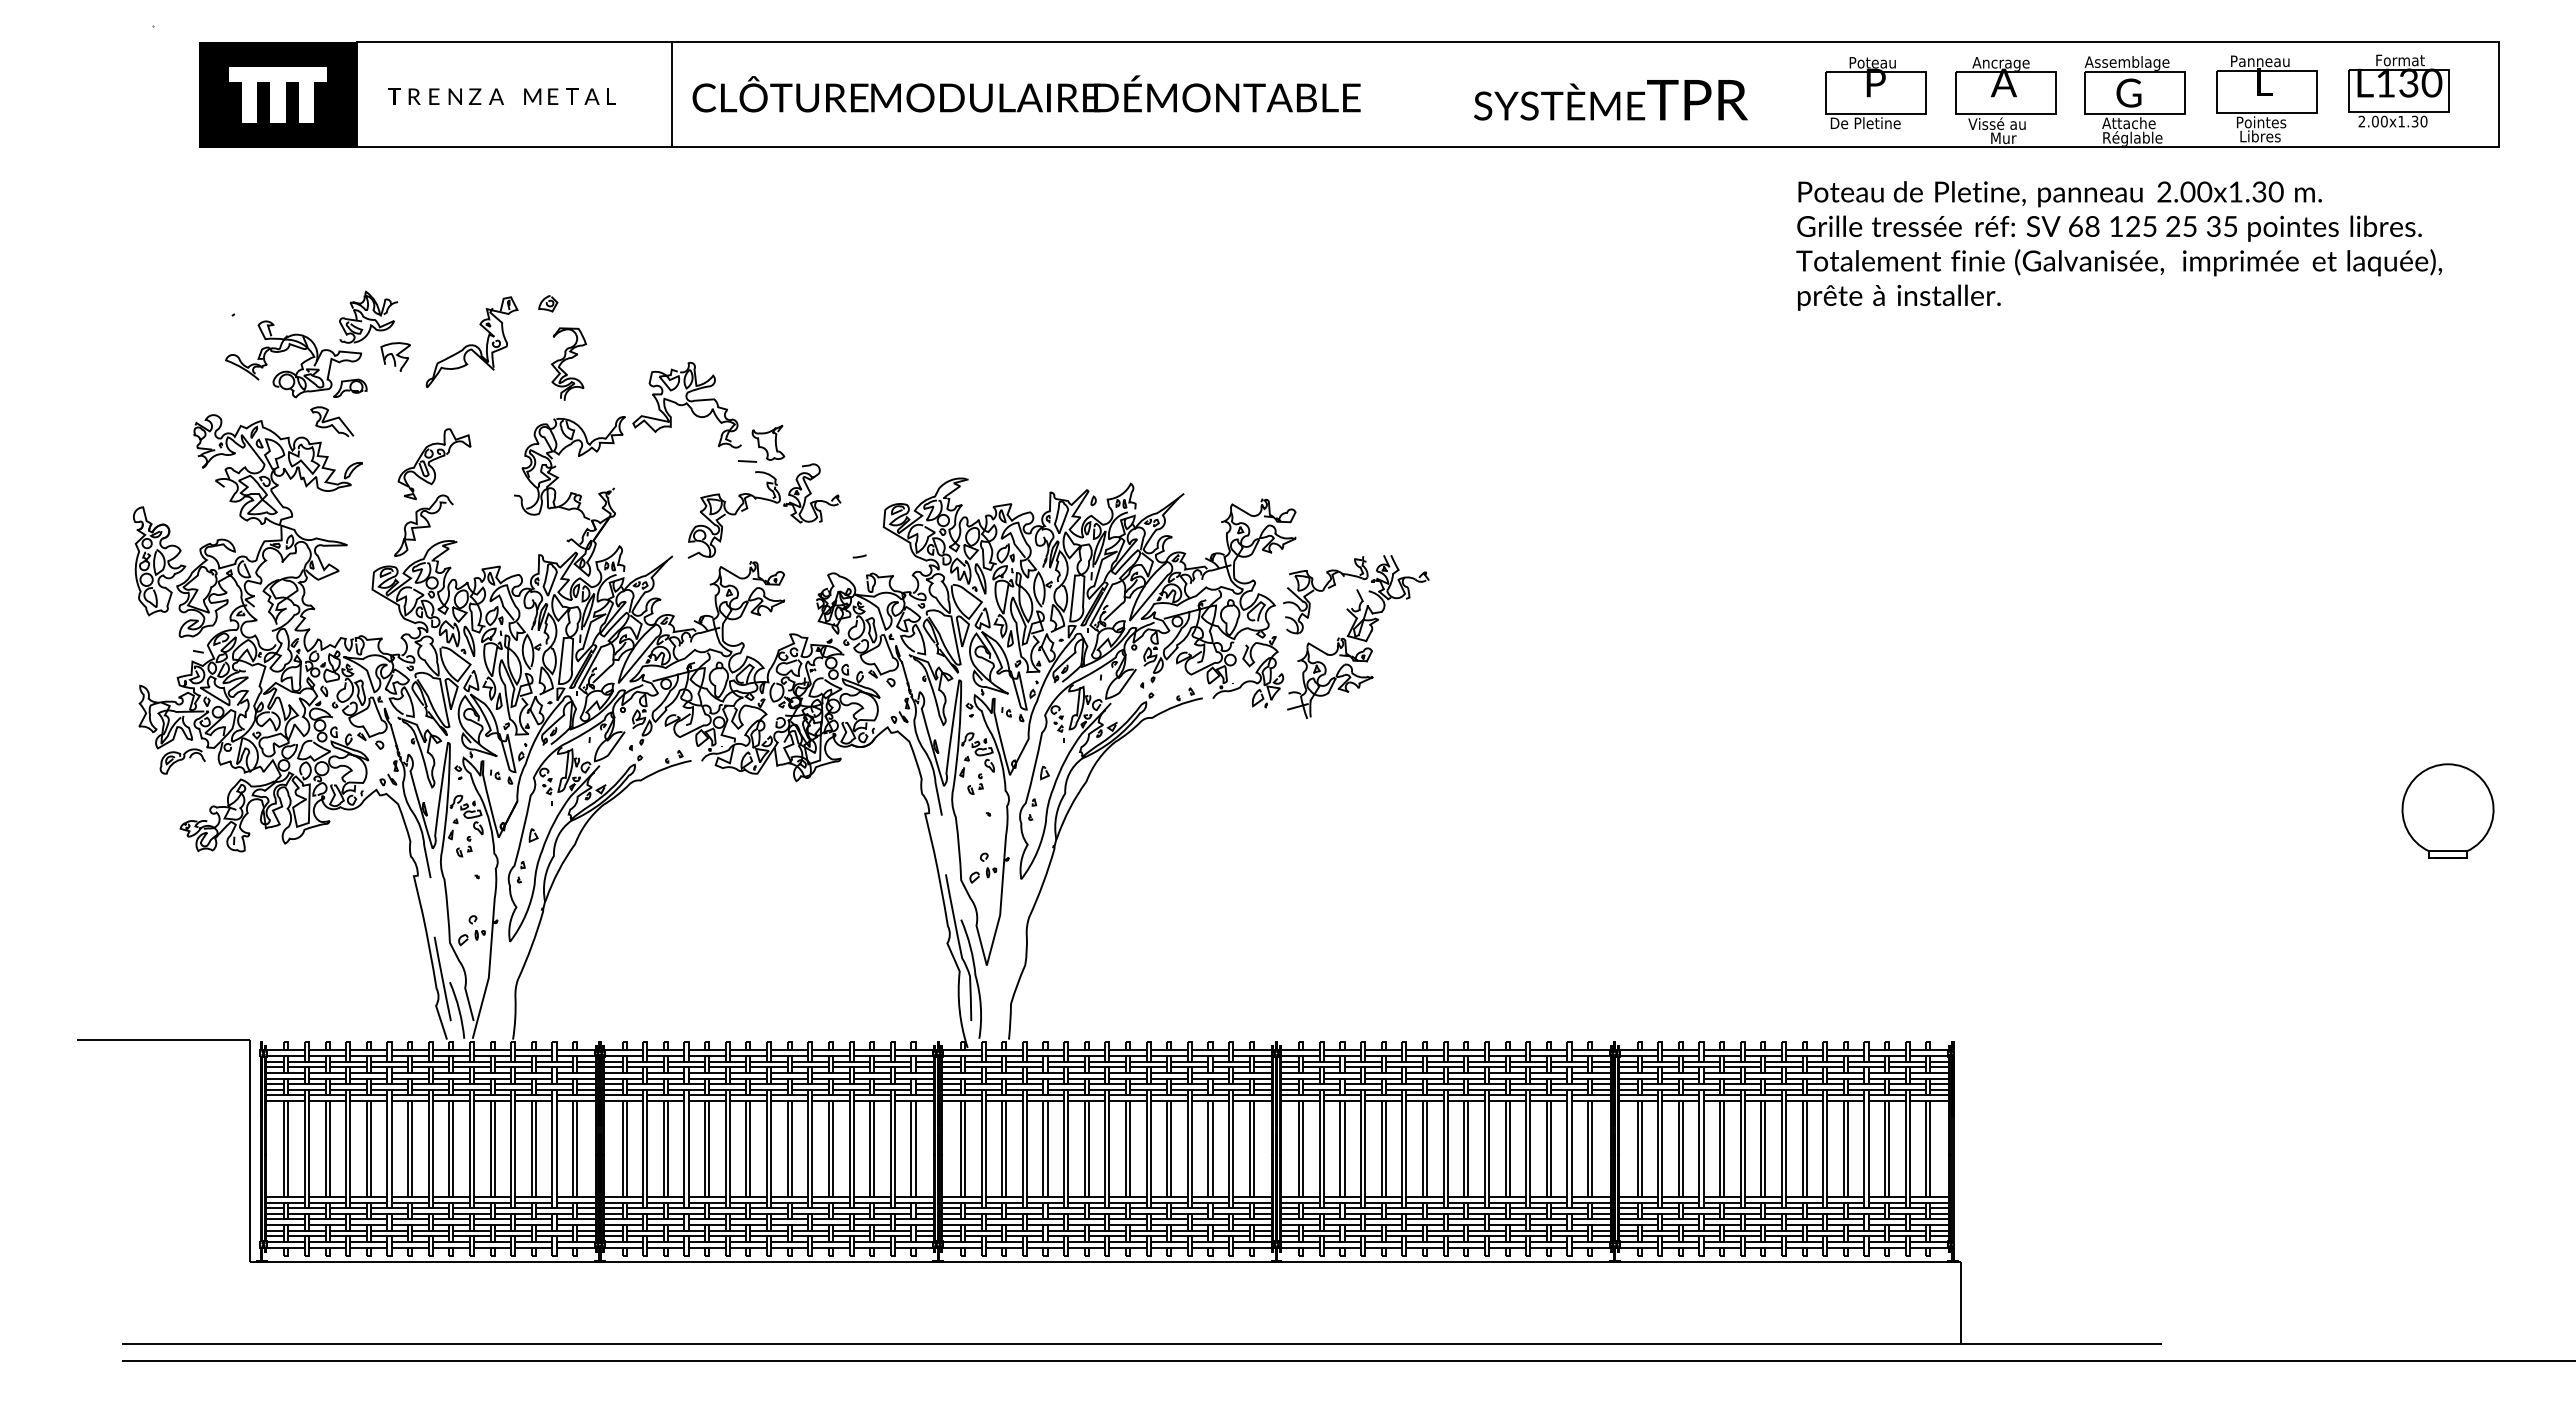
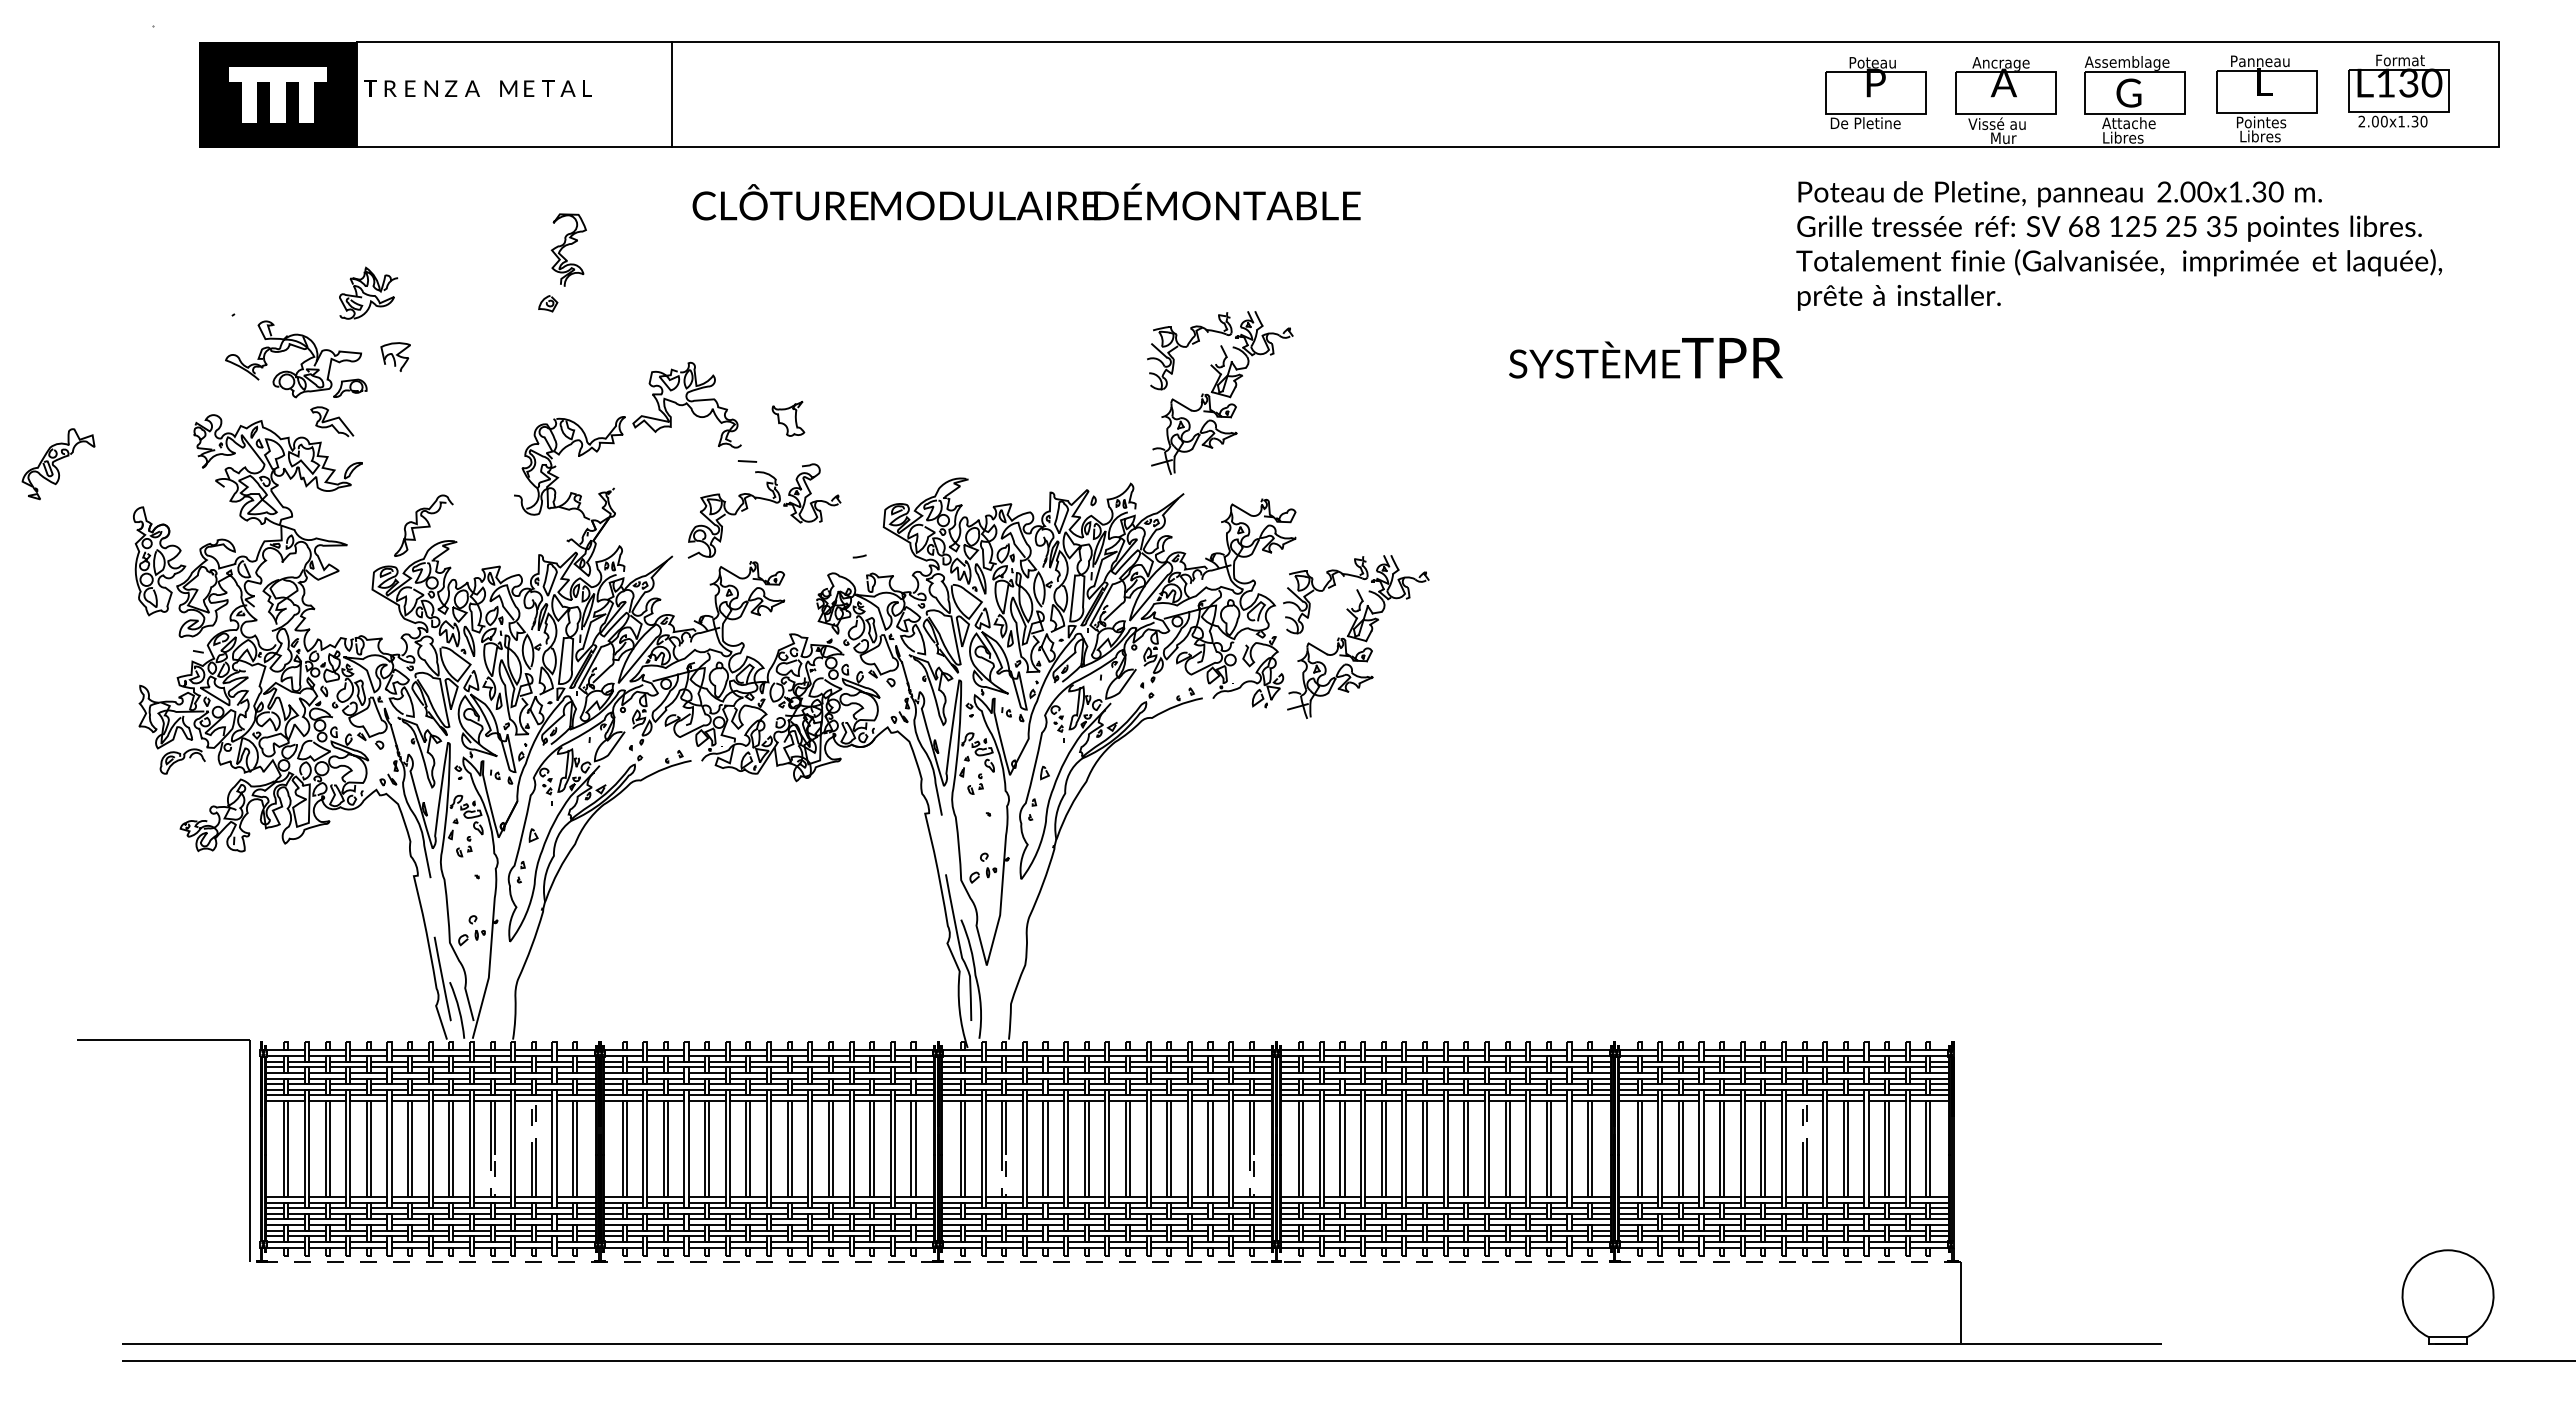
text position: (1026, 93) -> (1026, 201) (1026, 201)
text position: (501, 96) -> (477, 88) (477, 88)
text position: (1610, 100) -> (1645, 358) (1645, 358)
text: Réglable -> Libres (2133, 138)
part position: (368, 316) -> (368, 292) (368, 292)
part: present -> none (471, 341)
part position: (568, 363) -> (568, 249) (568, 249)
part: none -> present (1220, 392)
curve position: (774, 441) -> (794, 417) (794, 417)
part position: (434, 464) -> (58, 464) (58, 464)
part position: (2447, 810) -> (2447, 1296) (2447, 1296)
line: solid -> dashed (533, 1101)
line: solid -> dashed (1804, 1101)
line: solid -> dashed (493, 1196)
line: solid -> dashed (1004, 1196)
line: solid -> dashed (1252, 1196)
line: solid -> dashed (1105, 1261)
